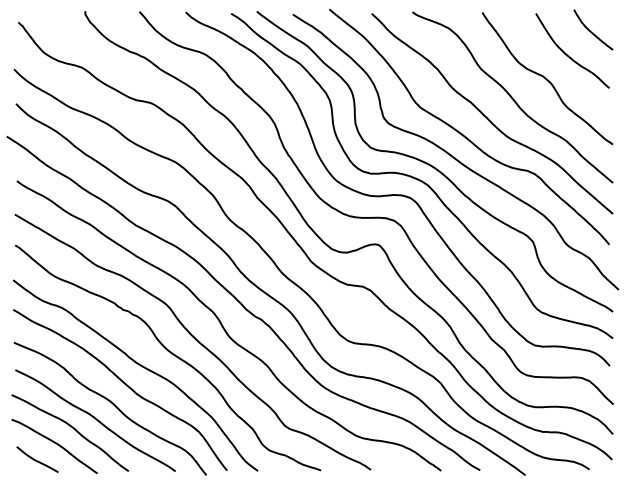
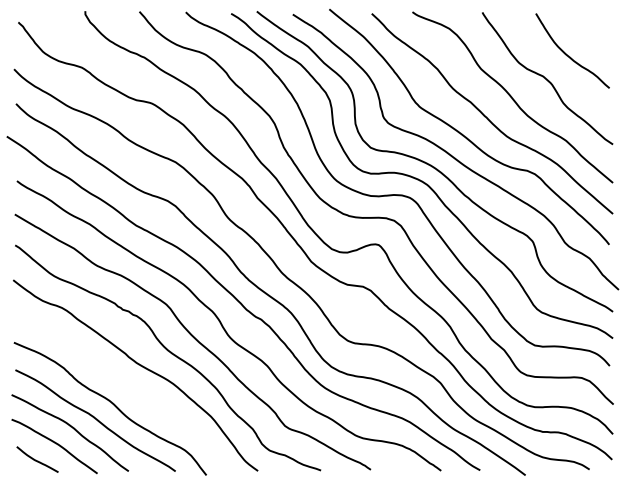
curve: present -> none (591, 31)
curve: present -> none (124, 384)
